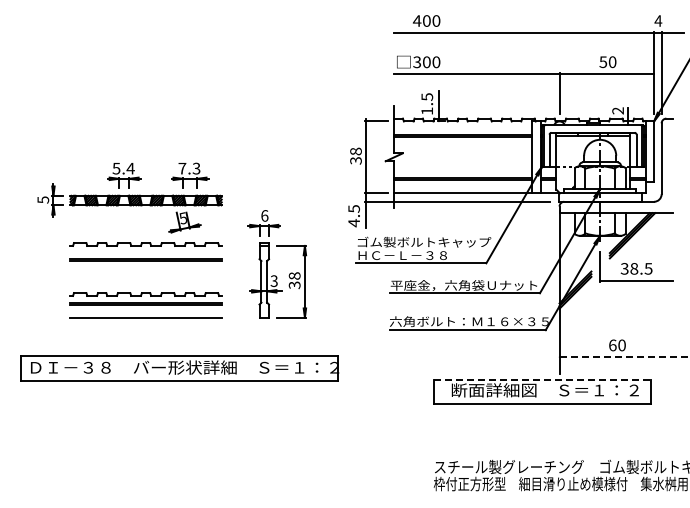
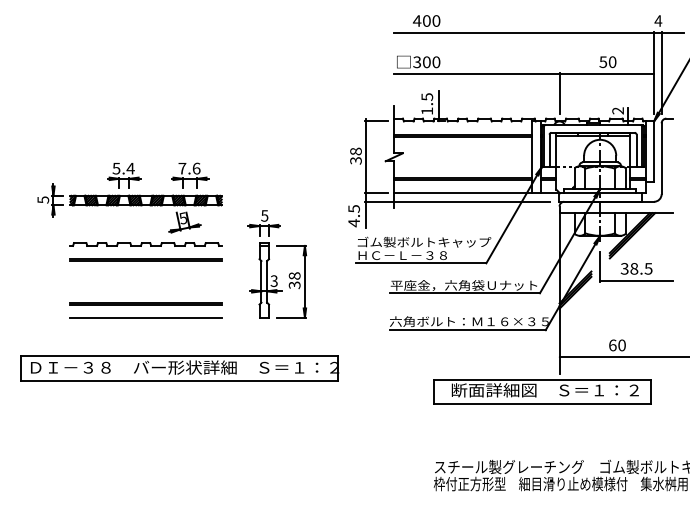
text: 7.3 -> 7.6 (196, 168)
text: 6 -> 5 (264, 215)
part: present -> none (145, 294)
line: dashed -> solid (624, 357)
line: dashed -> solid (542, 379)
